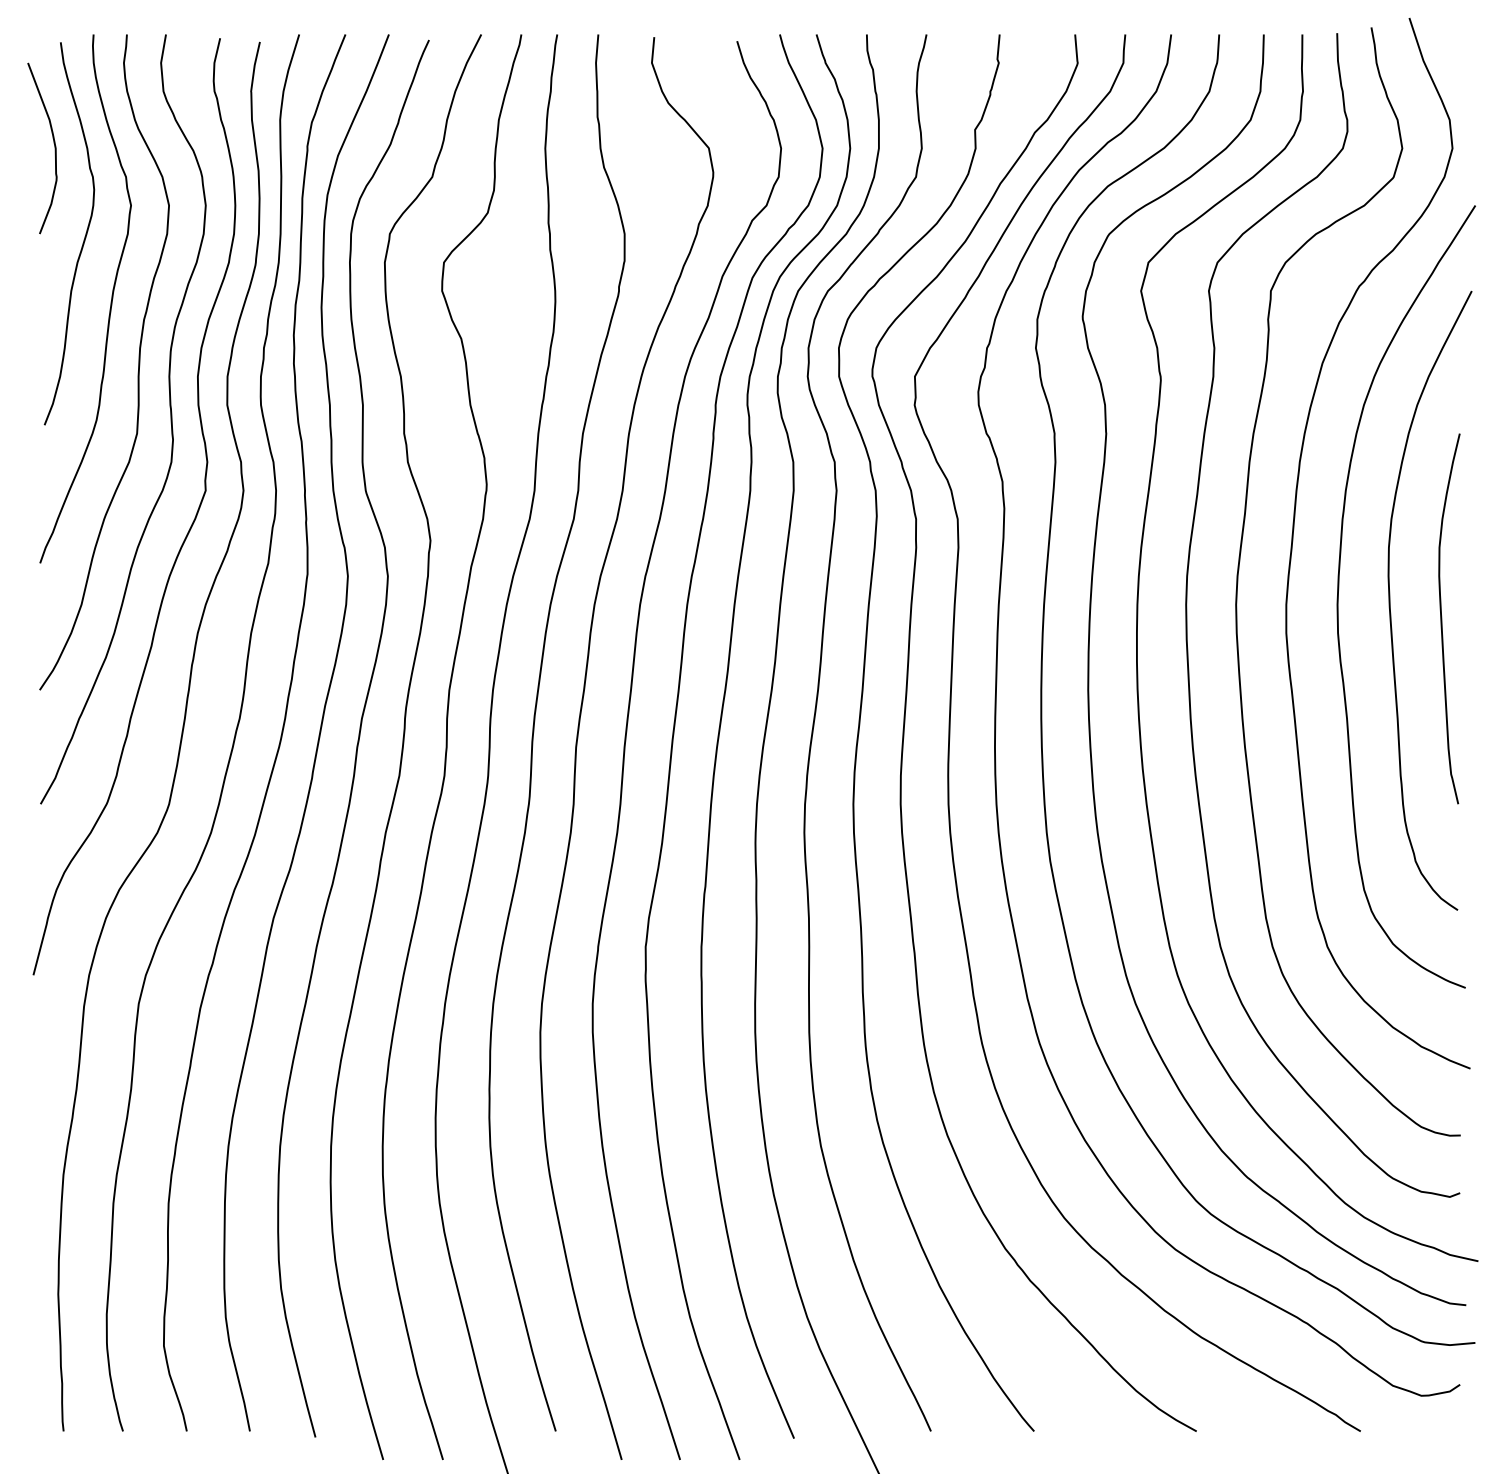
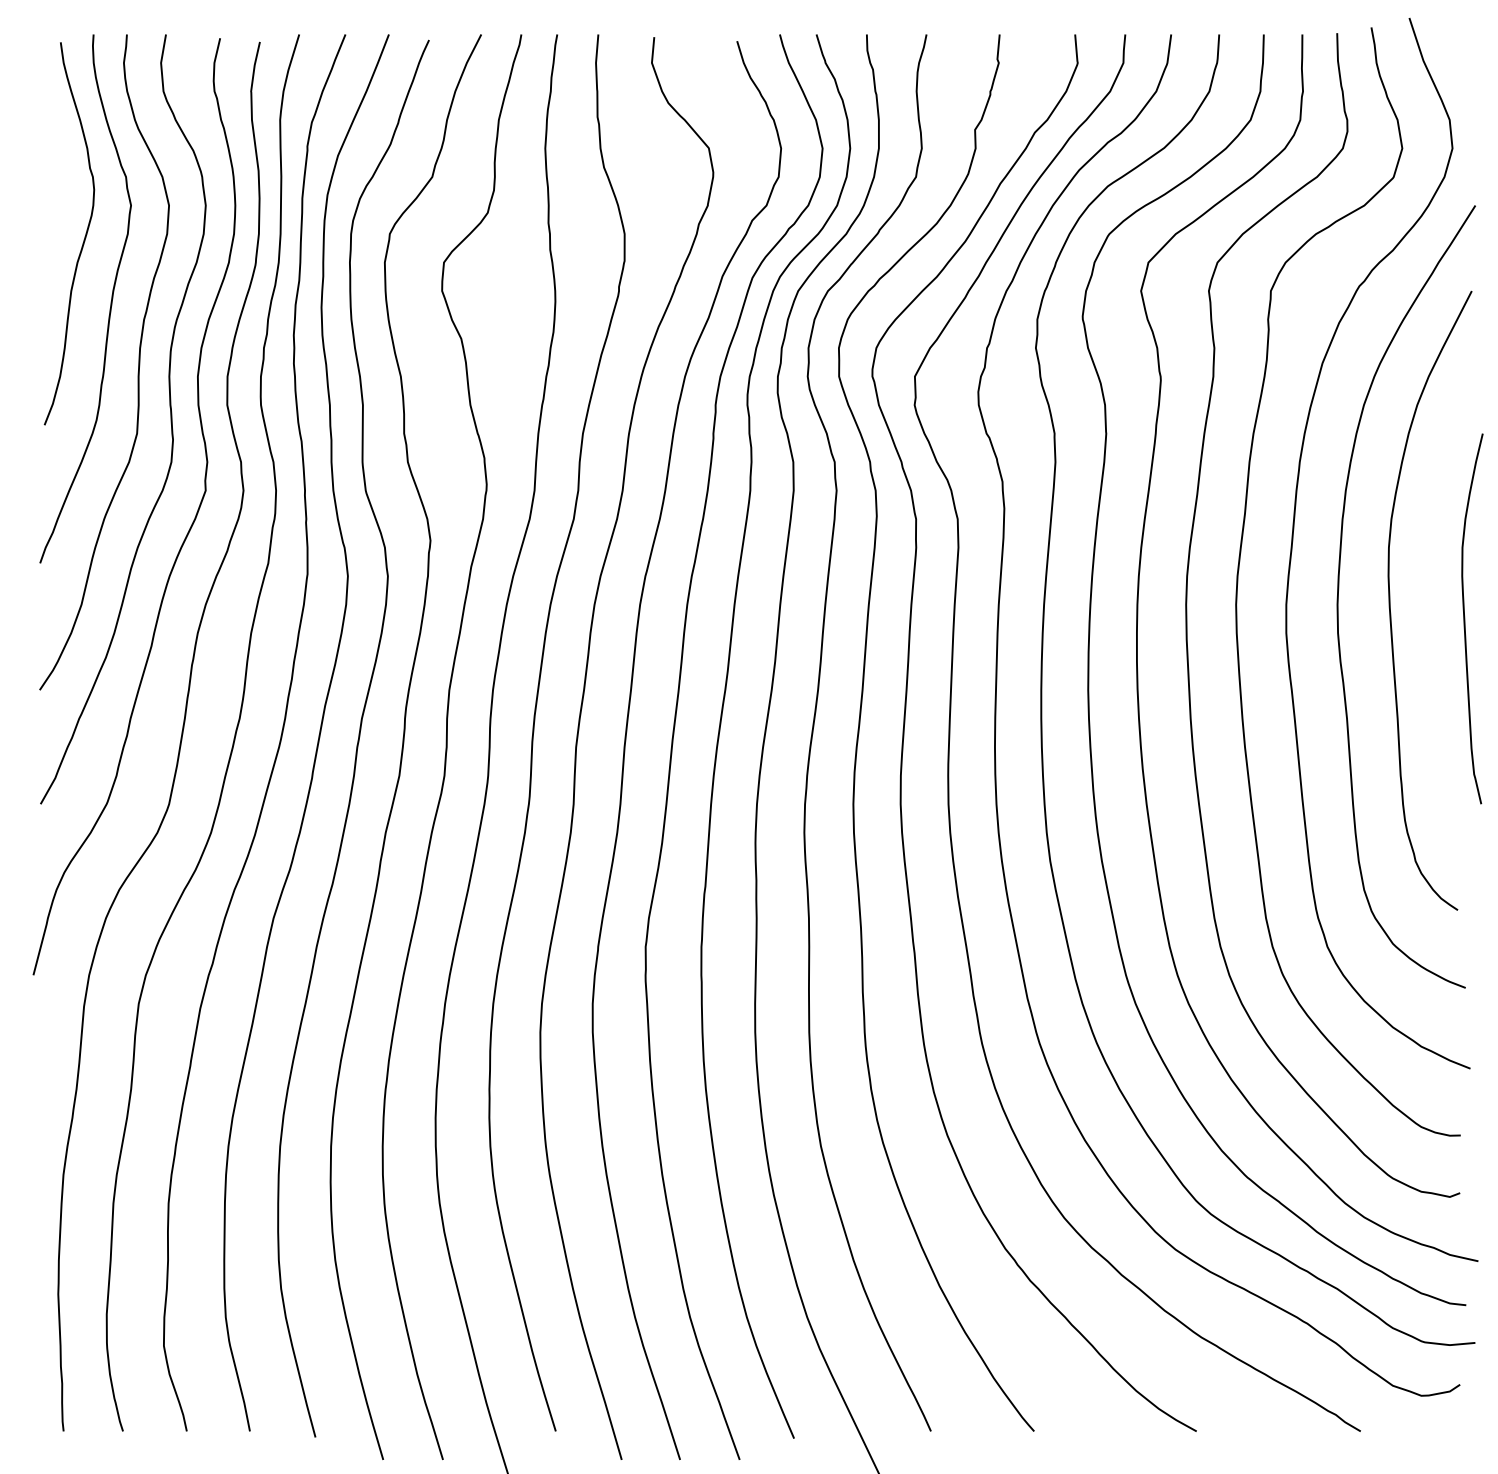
curve: present -> none (54, 148)
curve position: (1442, 618) -> (1465, 618) (1465, 618)
